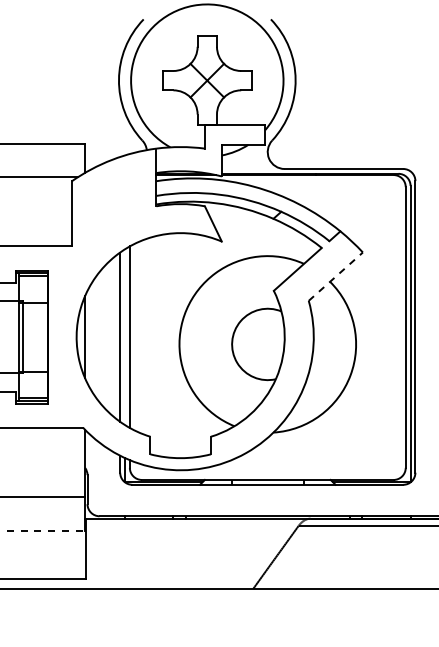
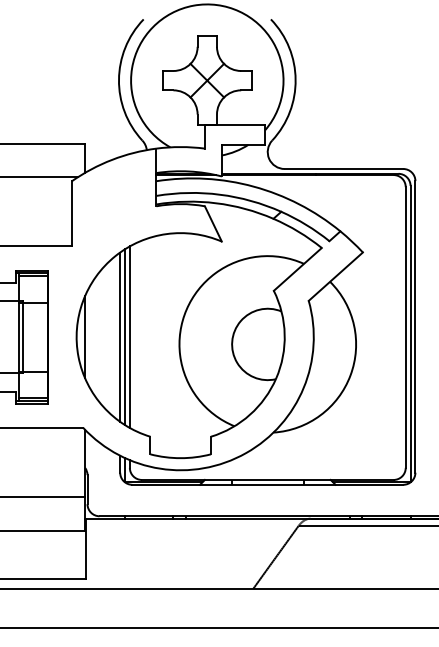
line: dashed -> solid (336, 276)
line: none -> present (125, 337)
line: dashed -> solid (43, 530)
line: none -> present (218, 627)
